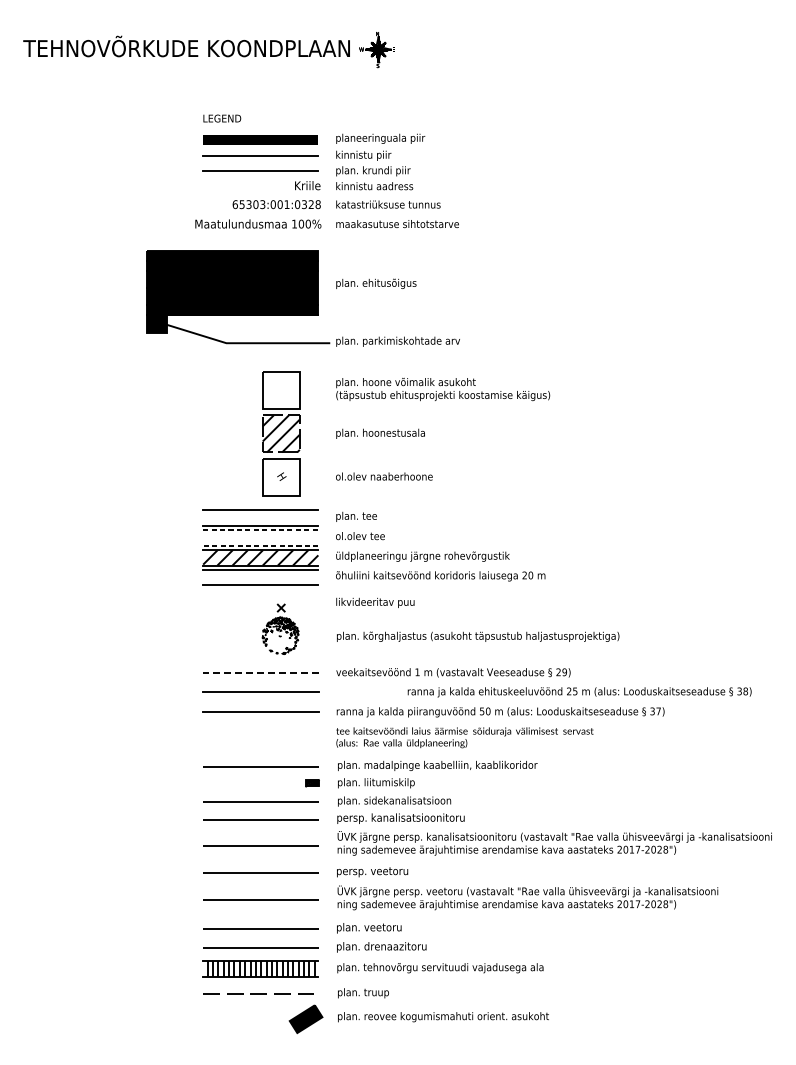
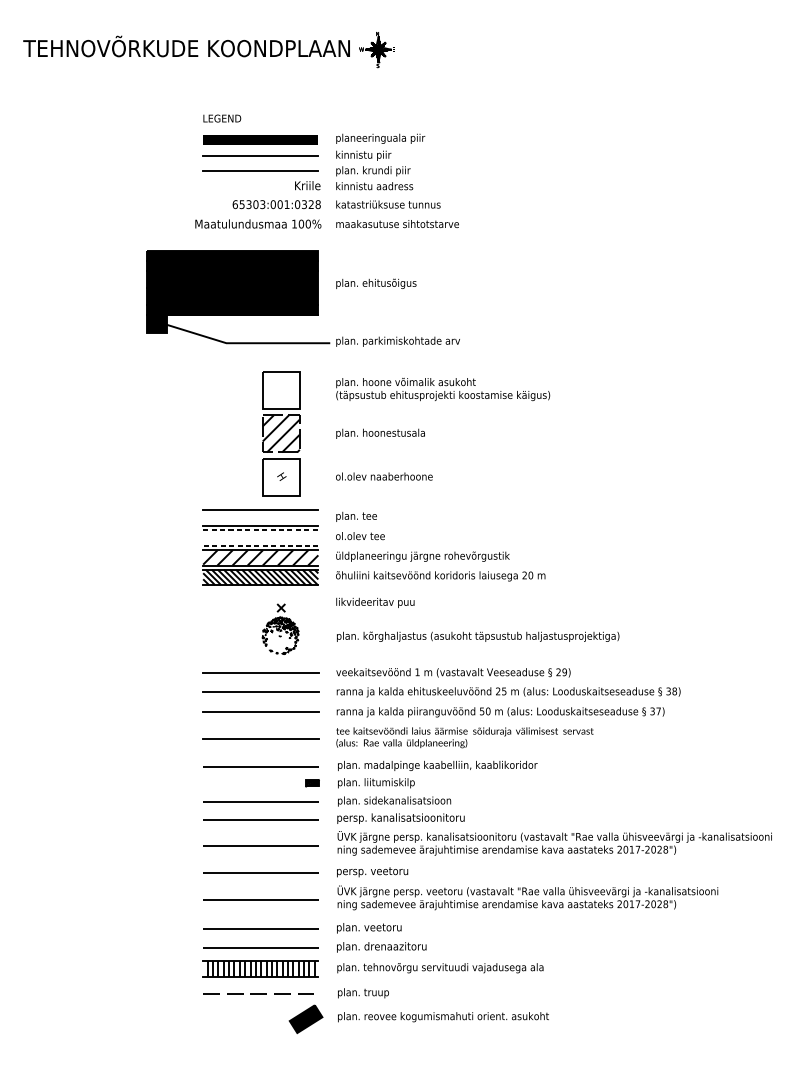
hatch: none -> present (260, 577)
line: dashed -> solid (261, 673)
text position: (579, 692) -> (508, 692) (508, 692)
line: none -> present (260, 738)
